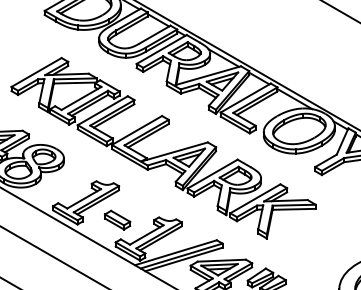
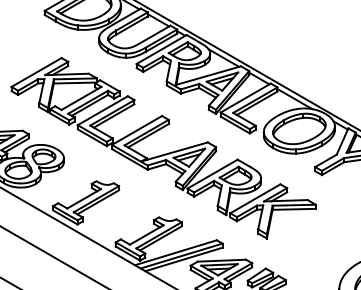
line: present -> none (340, 11)
part: present -> none (117, 219)
